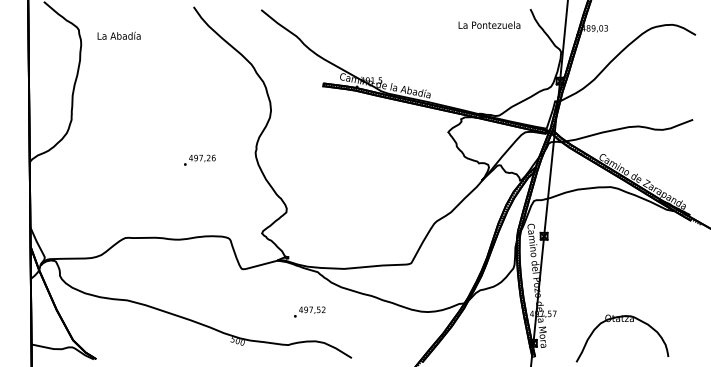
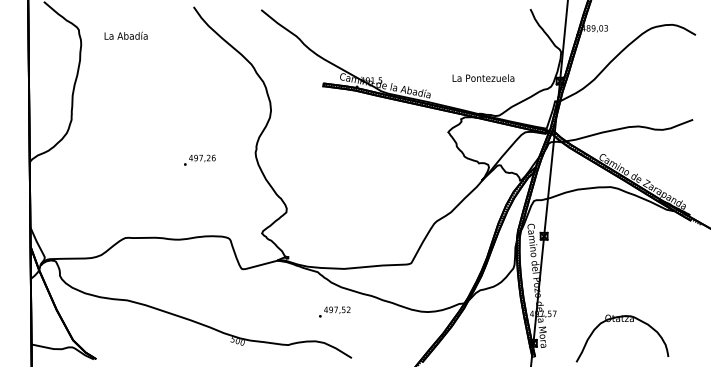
text position: (489, 24) -> (483, 77) (483, 77)
text position: (118, 35) -> (125, 35) (125, 35)
text position: (309, 311) -> (334, 311) (334, 311)
